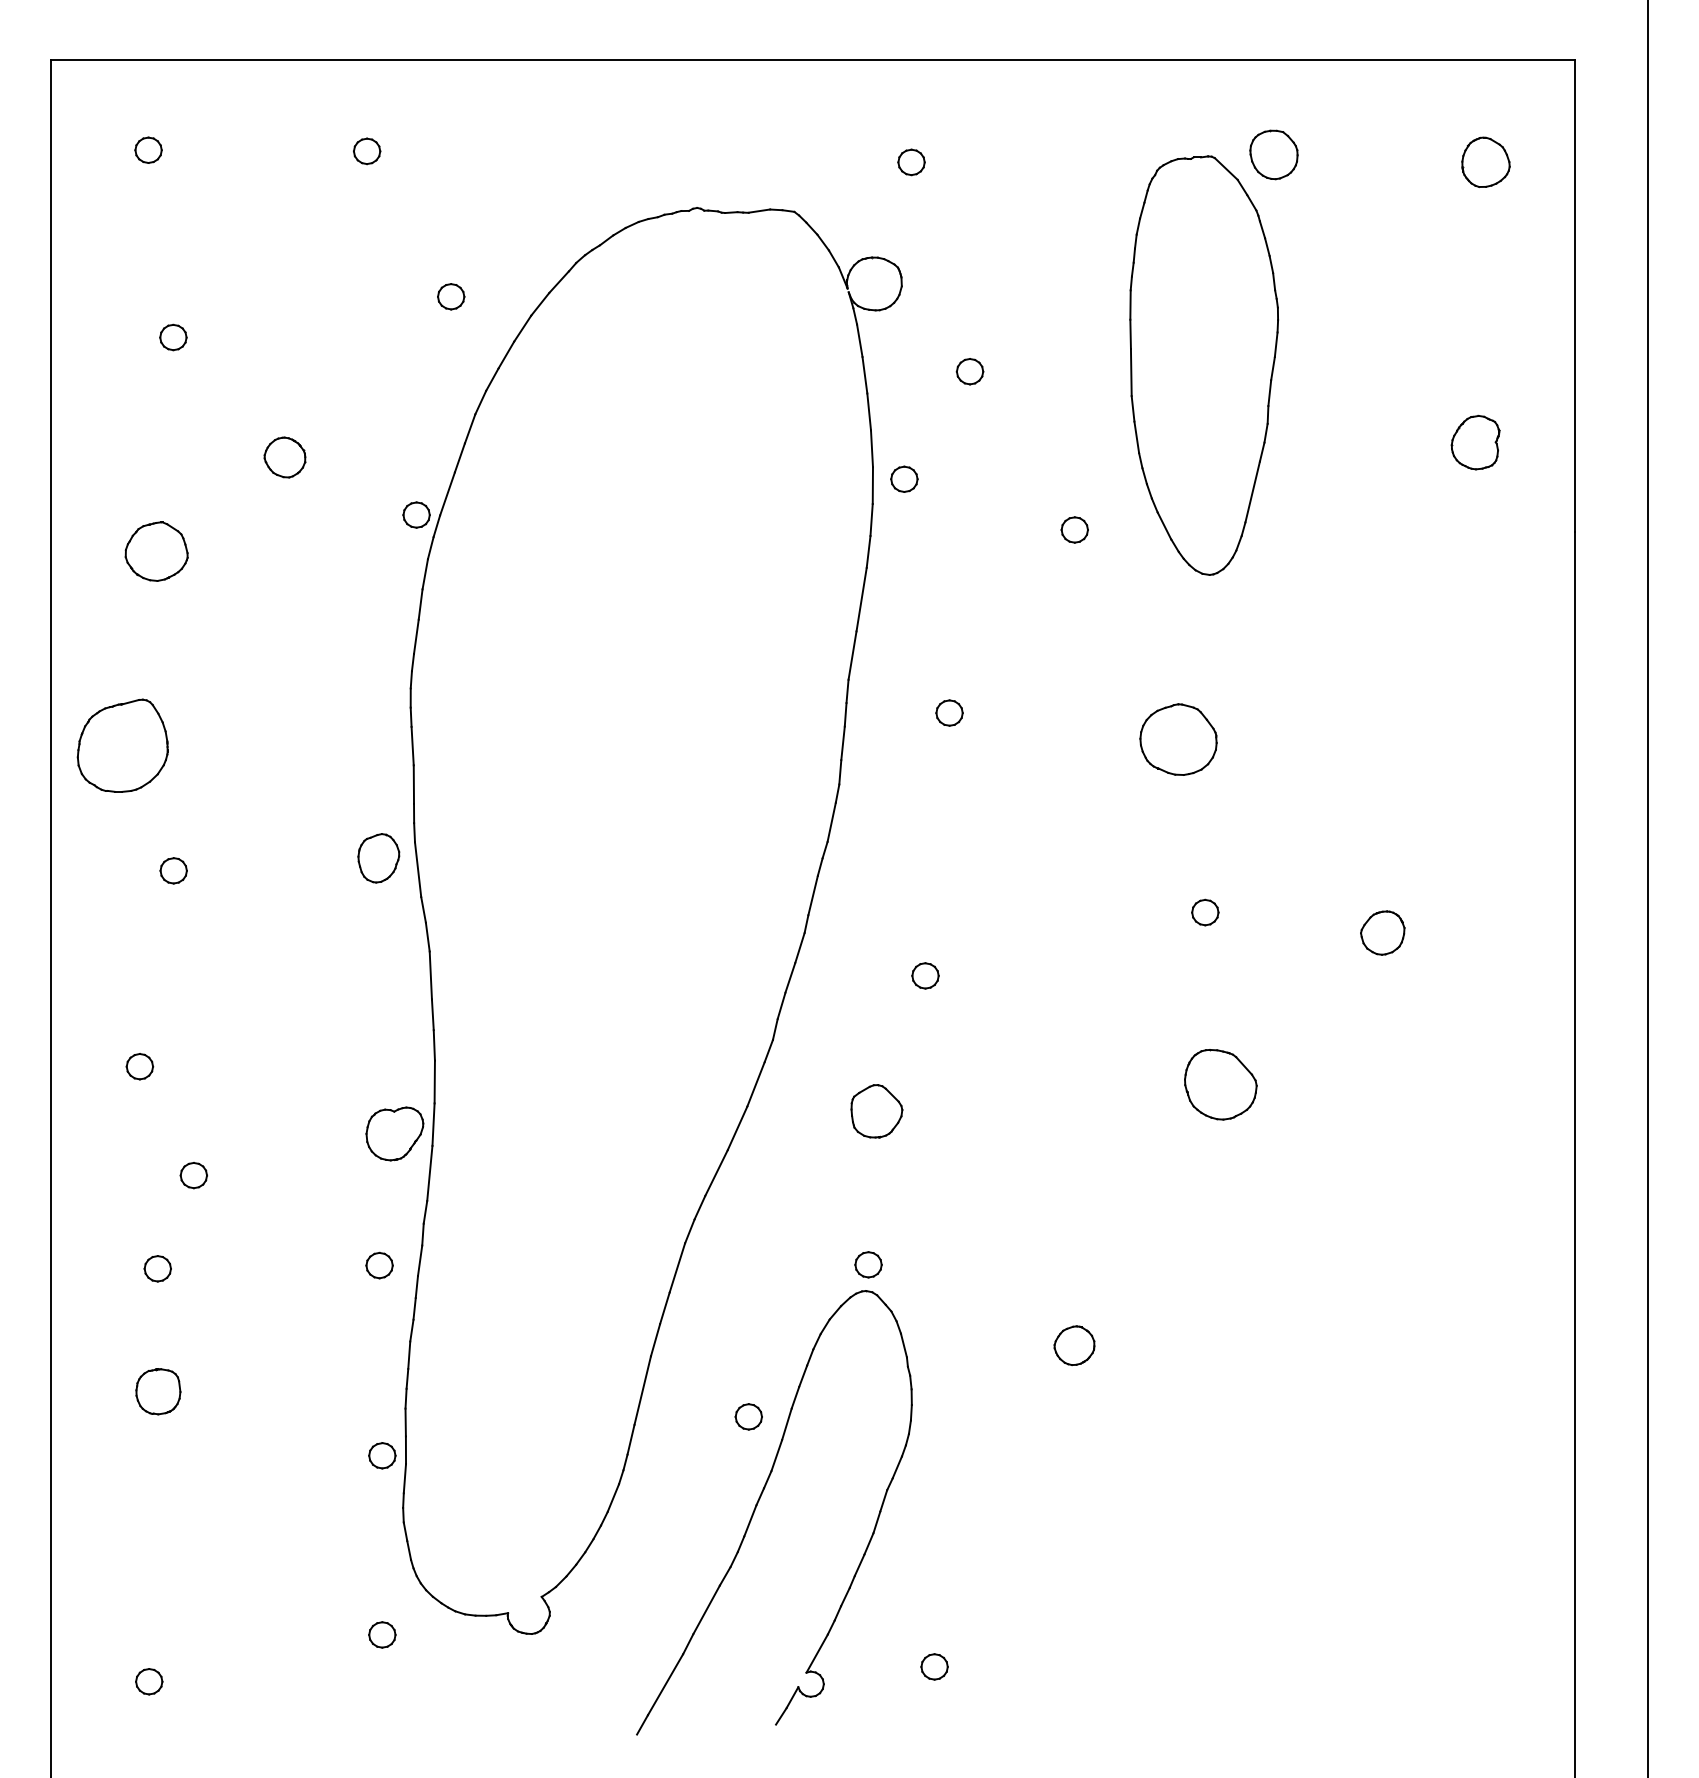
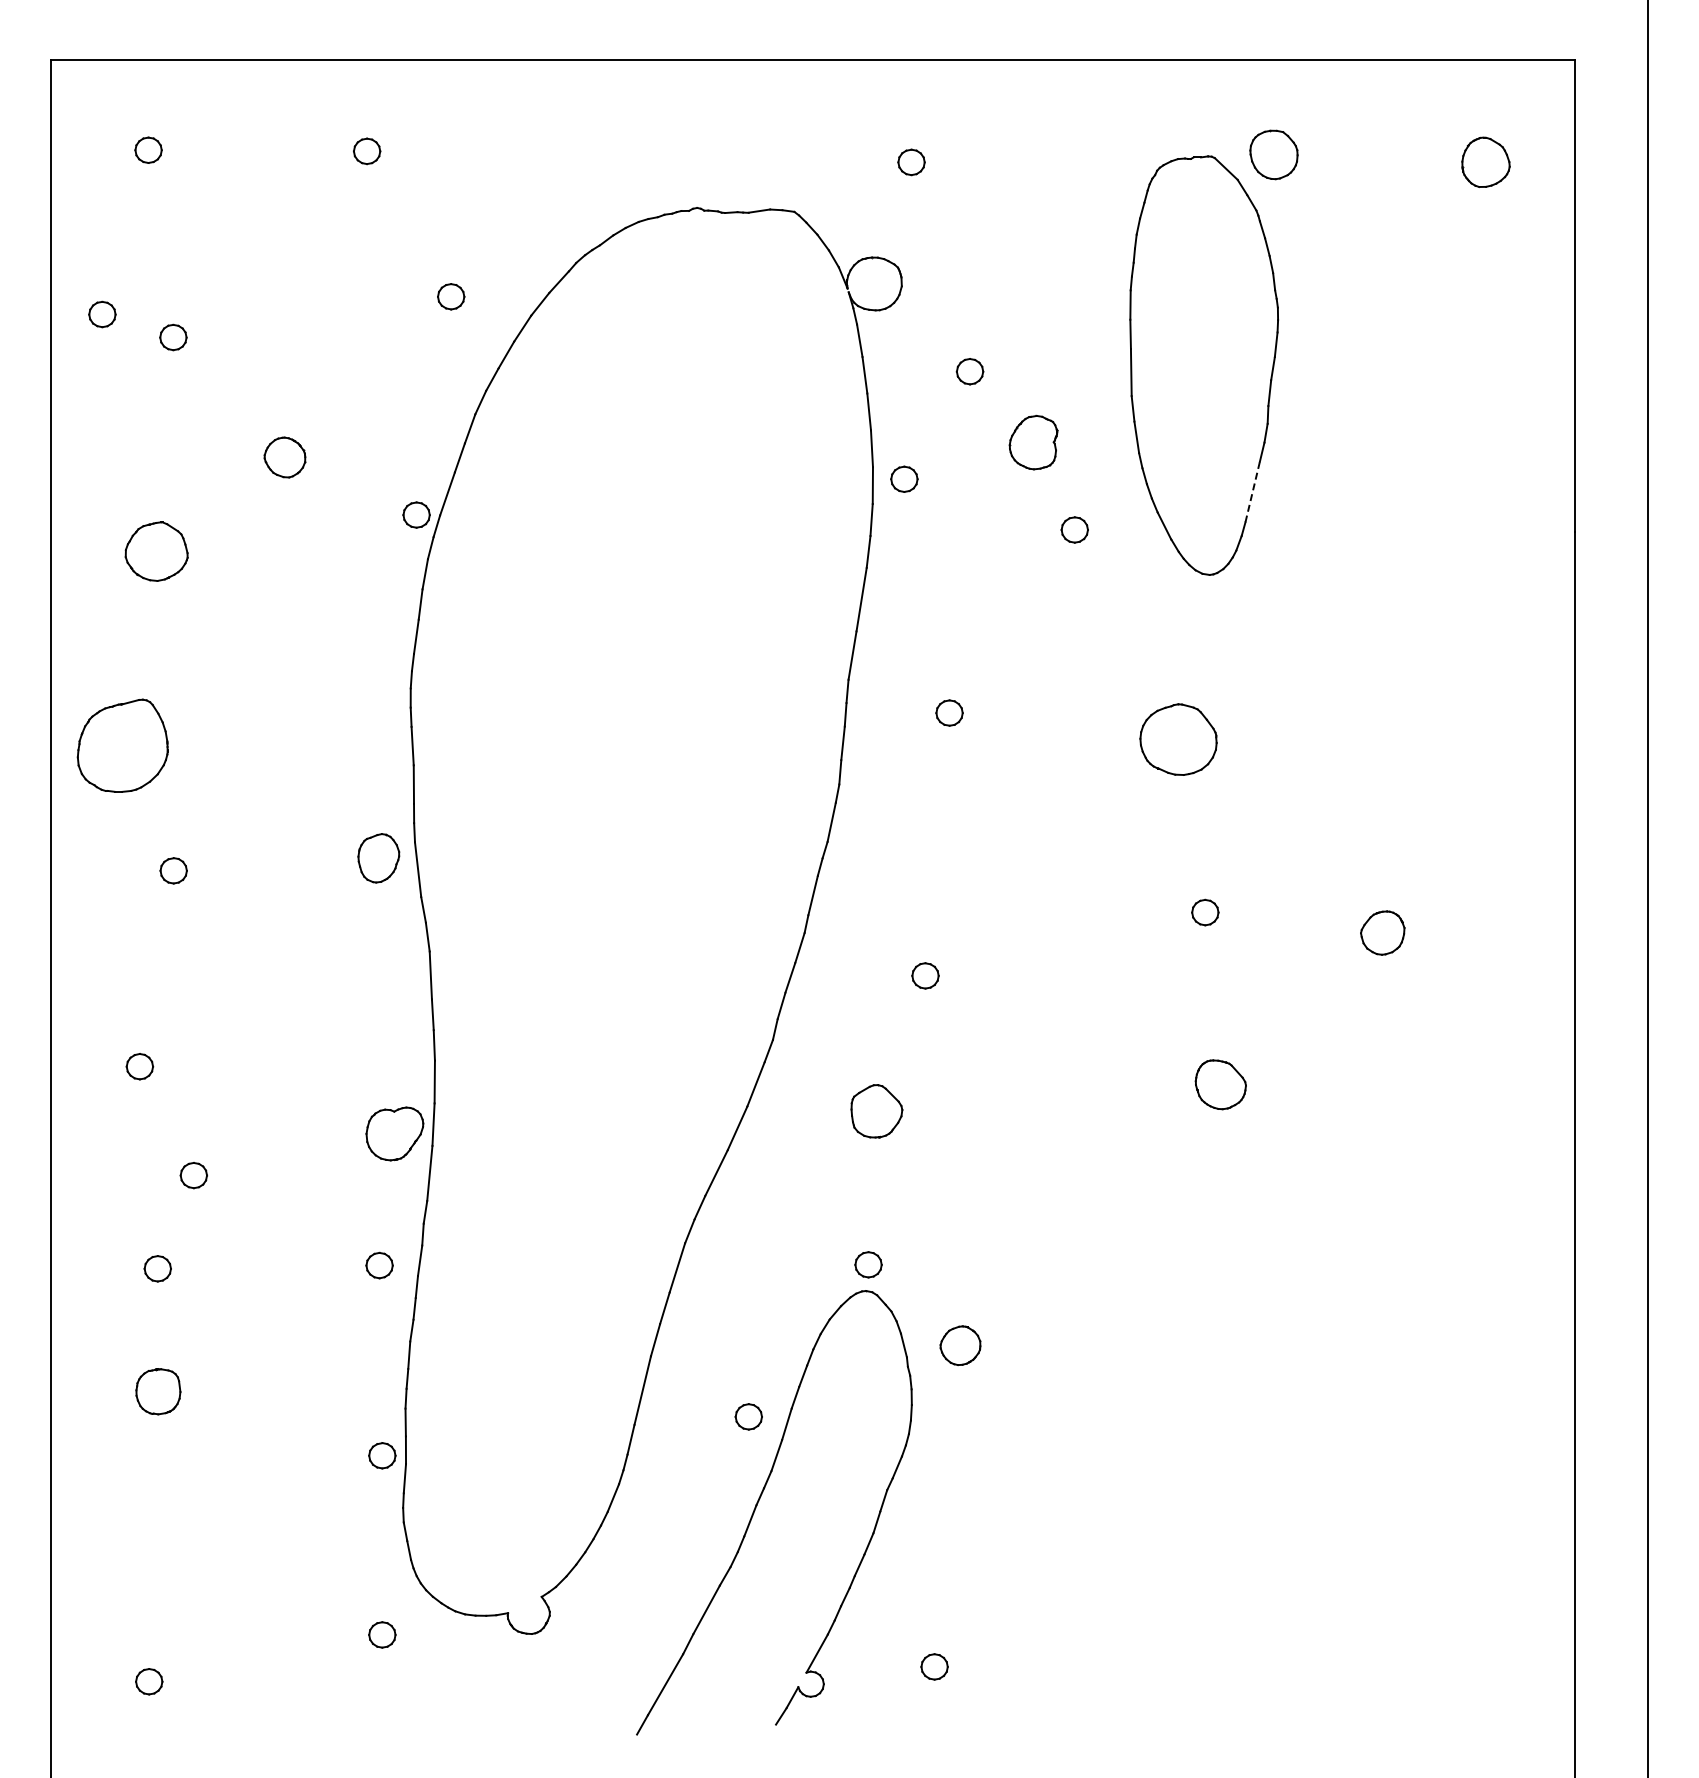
part: none -> present (102, 314)
part position: (1475, 442) -> (1033, 442) (1033, 442)
line: solid -> dashed (1252, 491)
part size: 74x72 px -> 53x52 px (1220, 1084)
part position: (1074, 1345) -> (960, 1345) (960, 1345)
